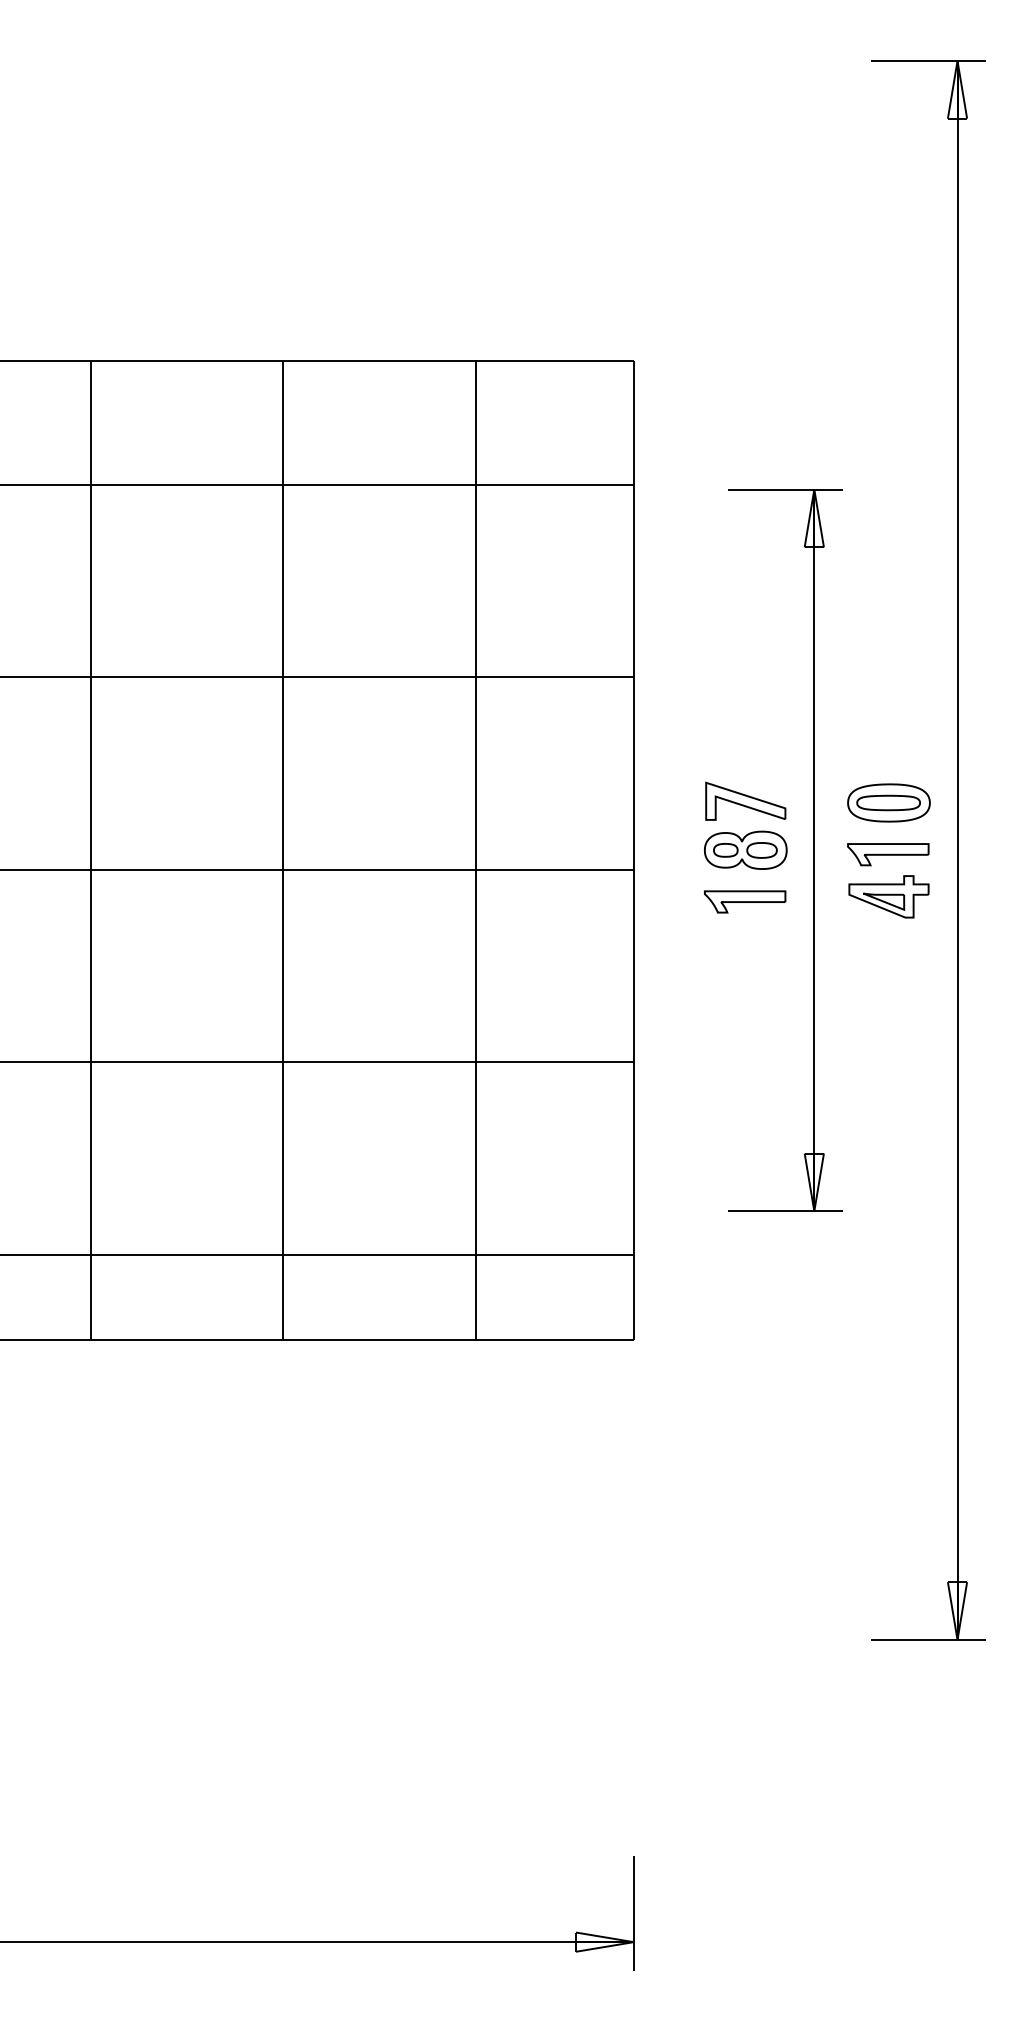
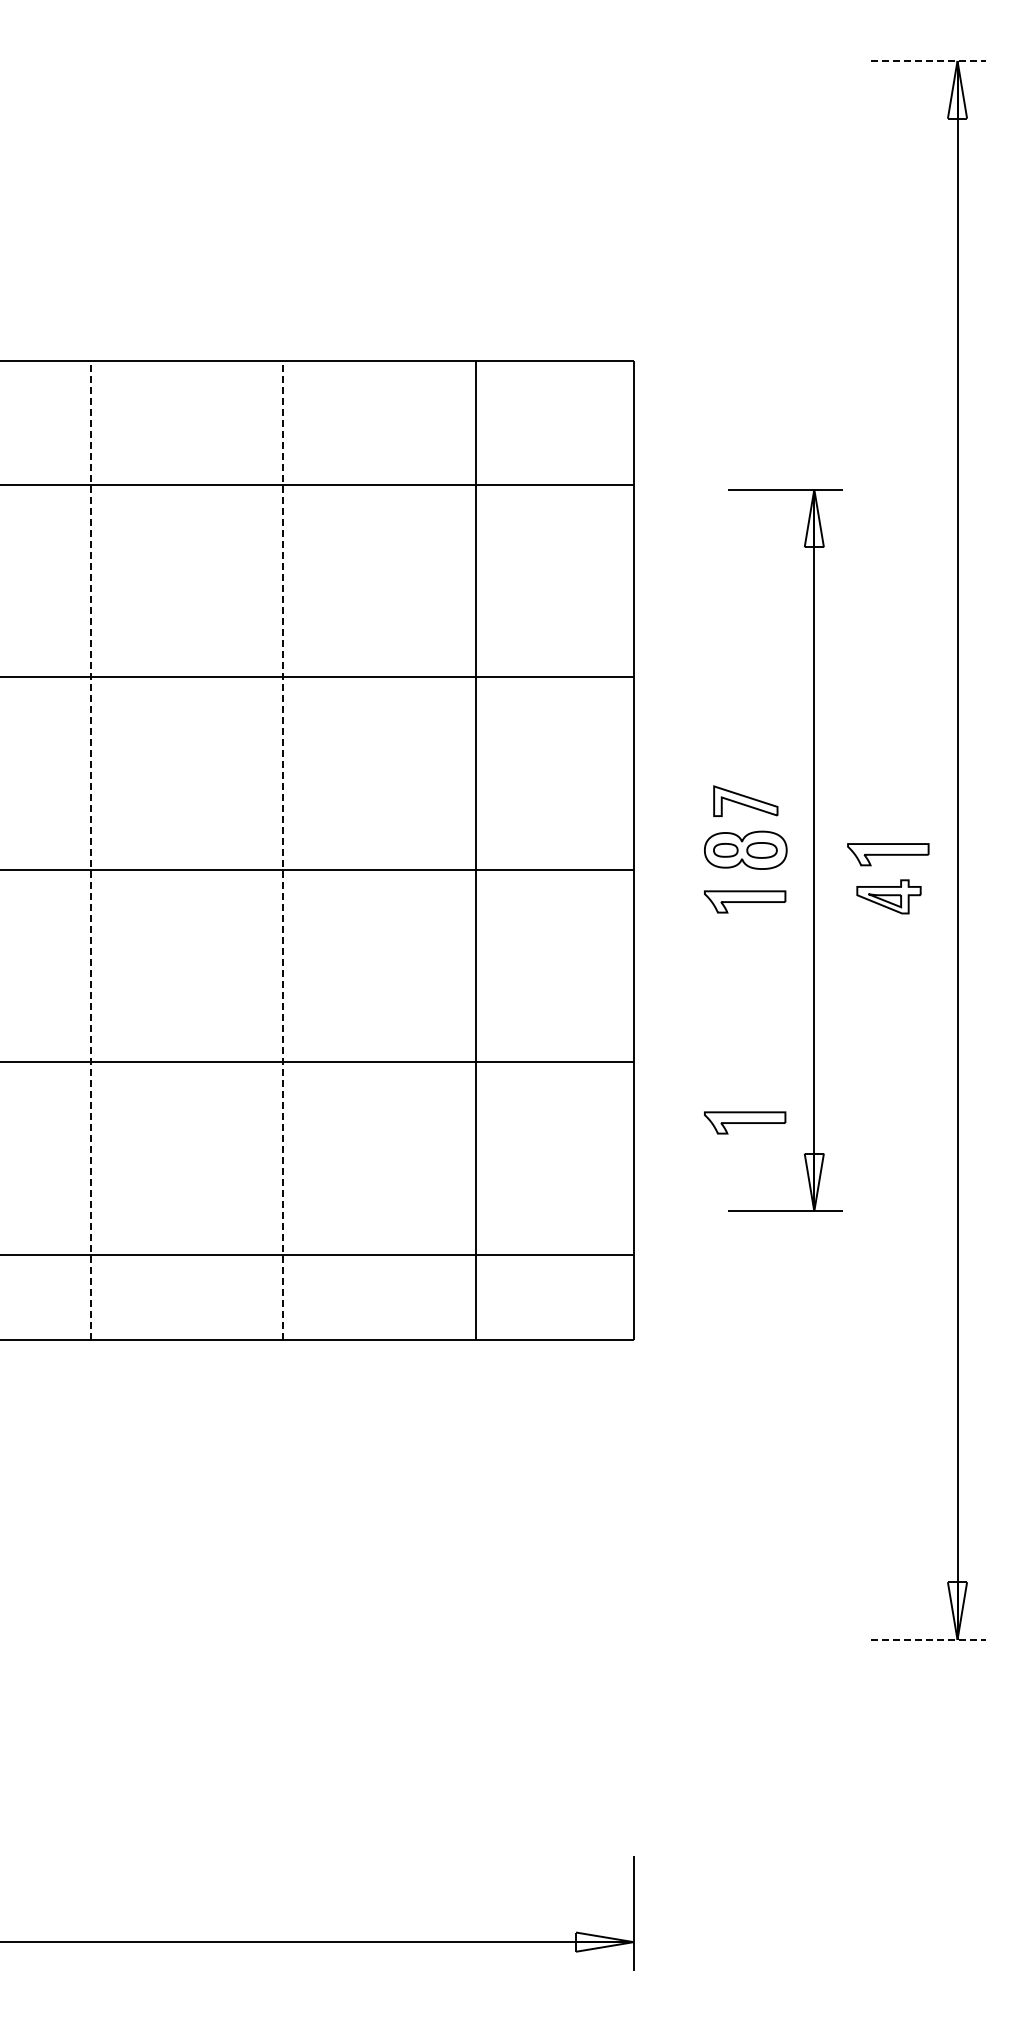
line: solid -> dashed (928, 60)
part size: 82x40 px -> 66x32 px (745, 800)
part: present -> none (888, 802)
line: solid -> dashed (90, 849)
line: solid -> dashed (283, 849)
part size: 82x44 px -> 66x36 px (888, 896)
part: none -> present (745, 1122)
line: solid -> dashed (928, 1639)
